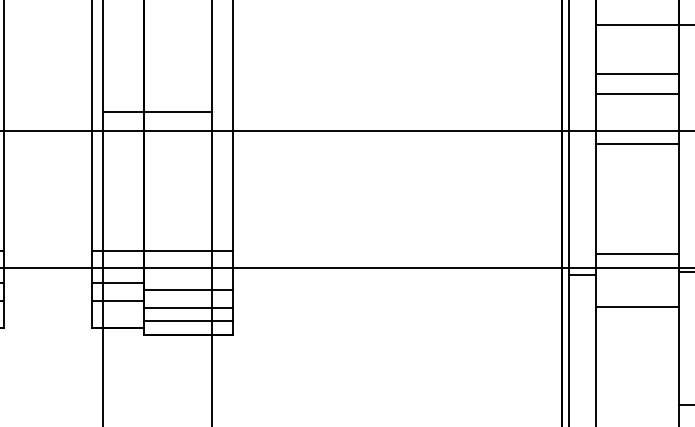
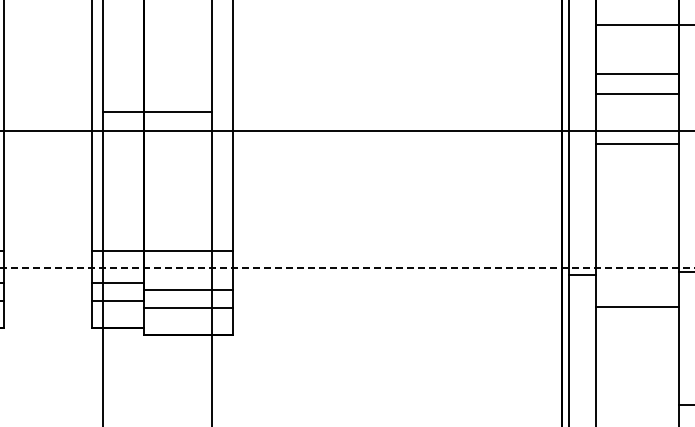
line: present -> none (637, 253)
line: solid -> dashed (347, 268)
line: present -> none (187, 320)
